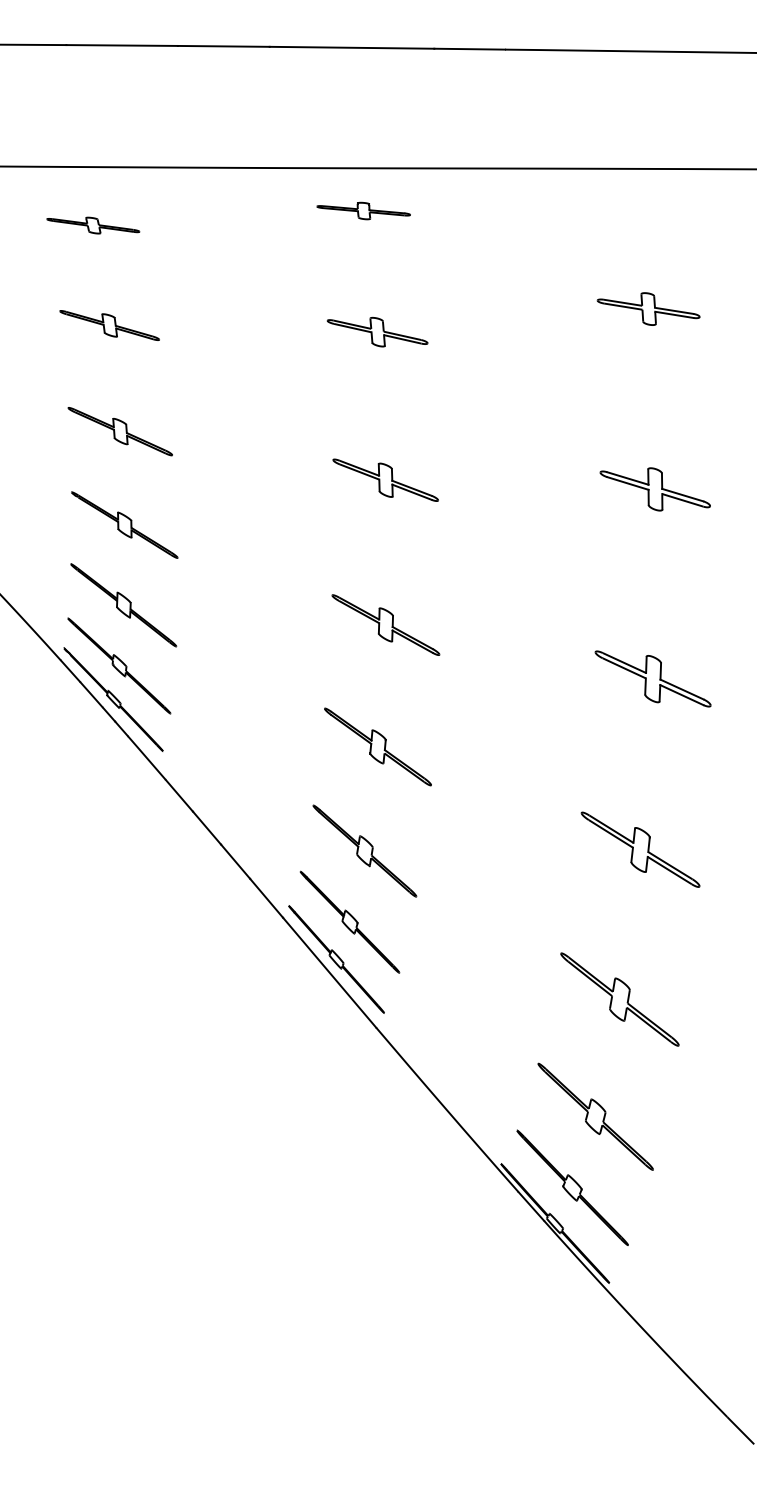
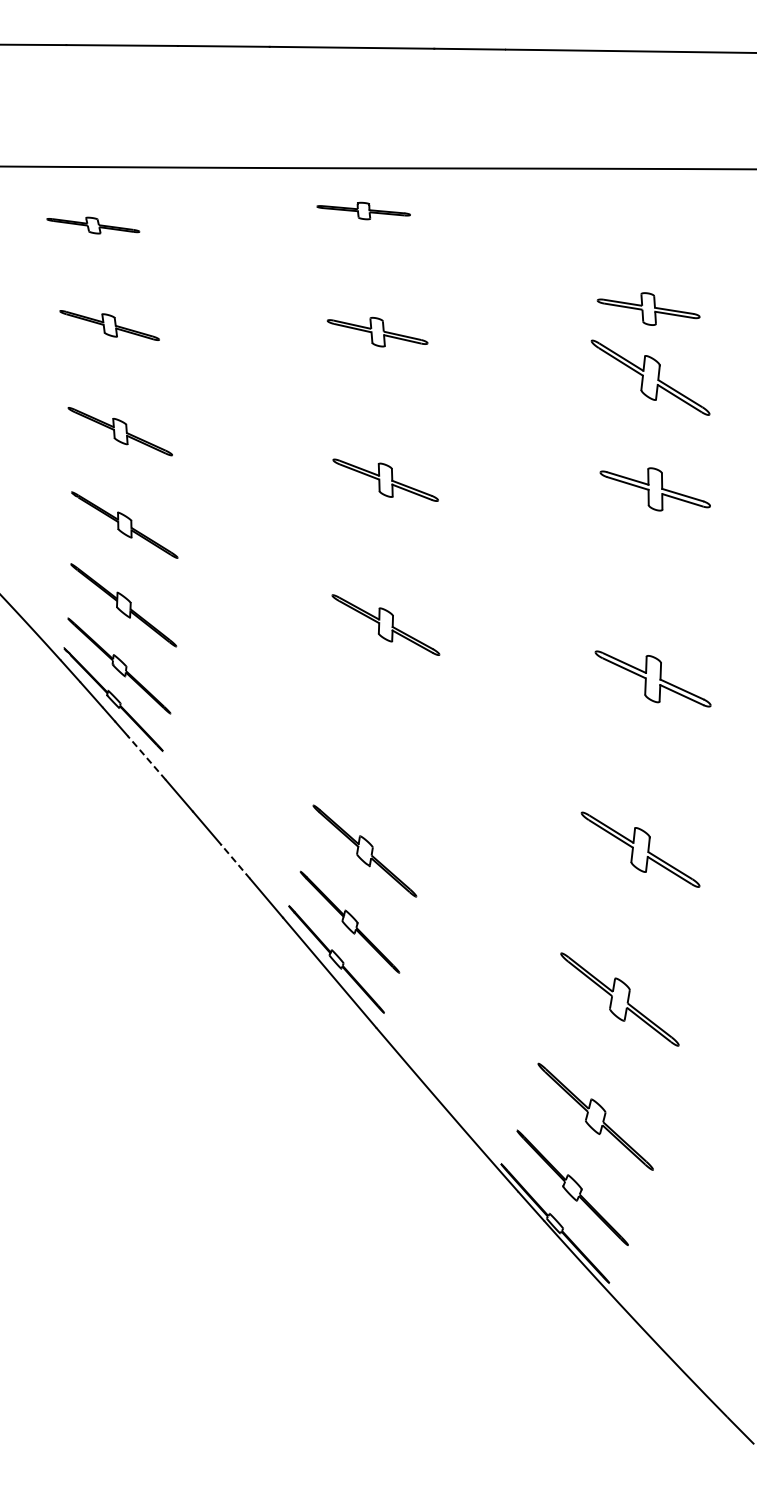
part: none -> present (650, 377)
part: present -> none (377, 746)
line: solid -> dashed (146, 757)
line: solid -> dashed (235, 861)
